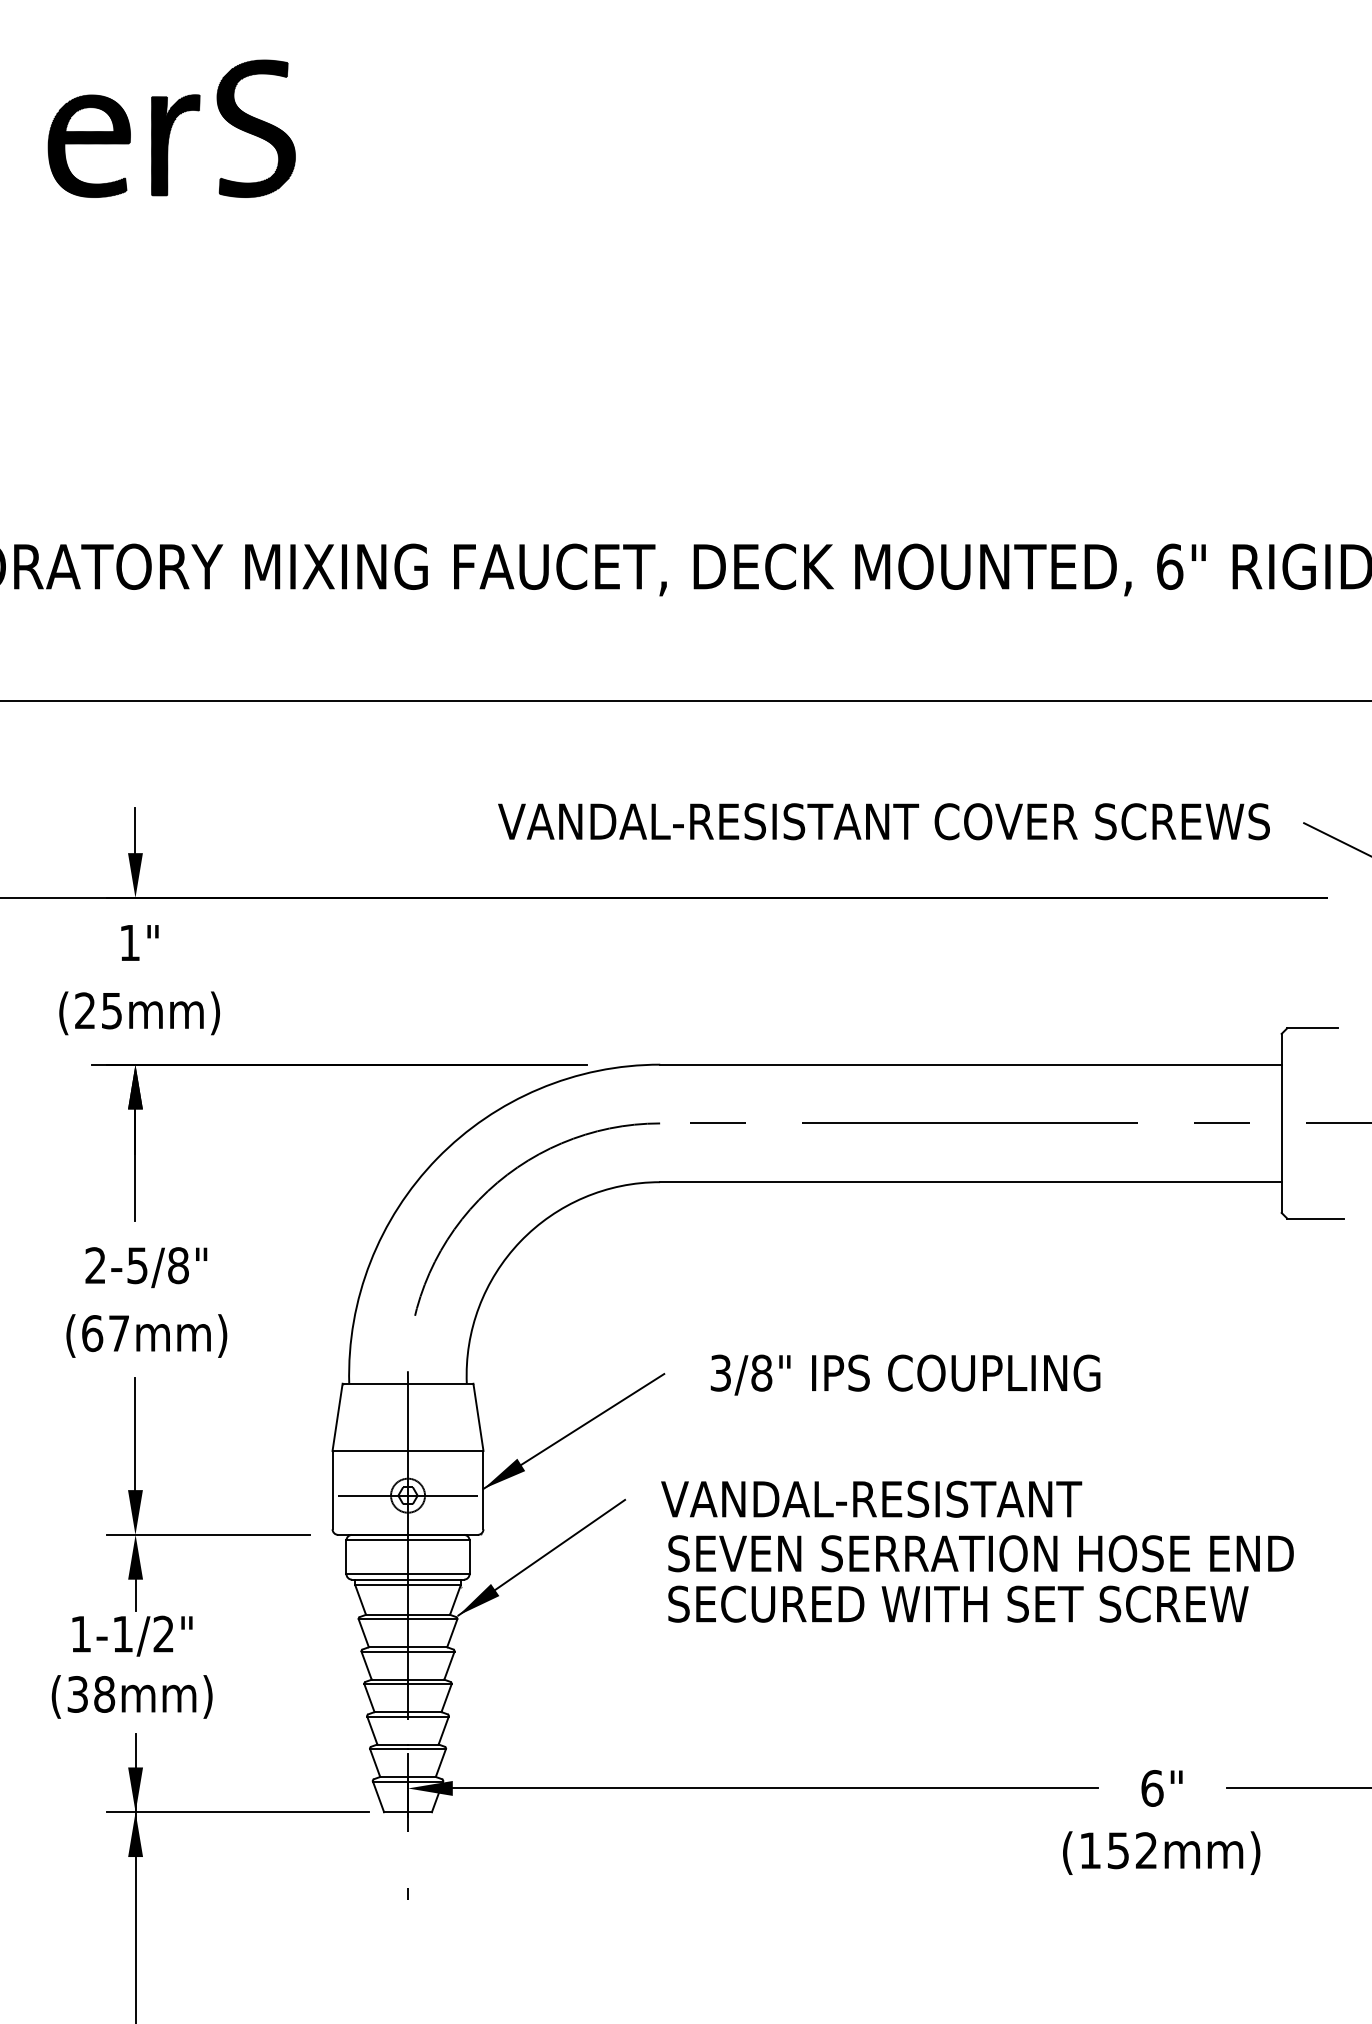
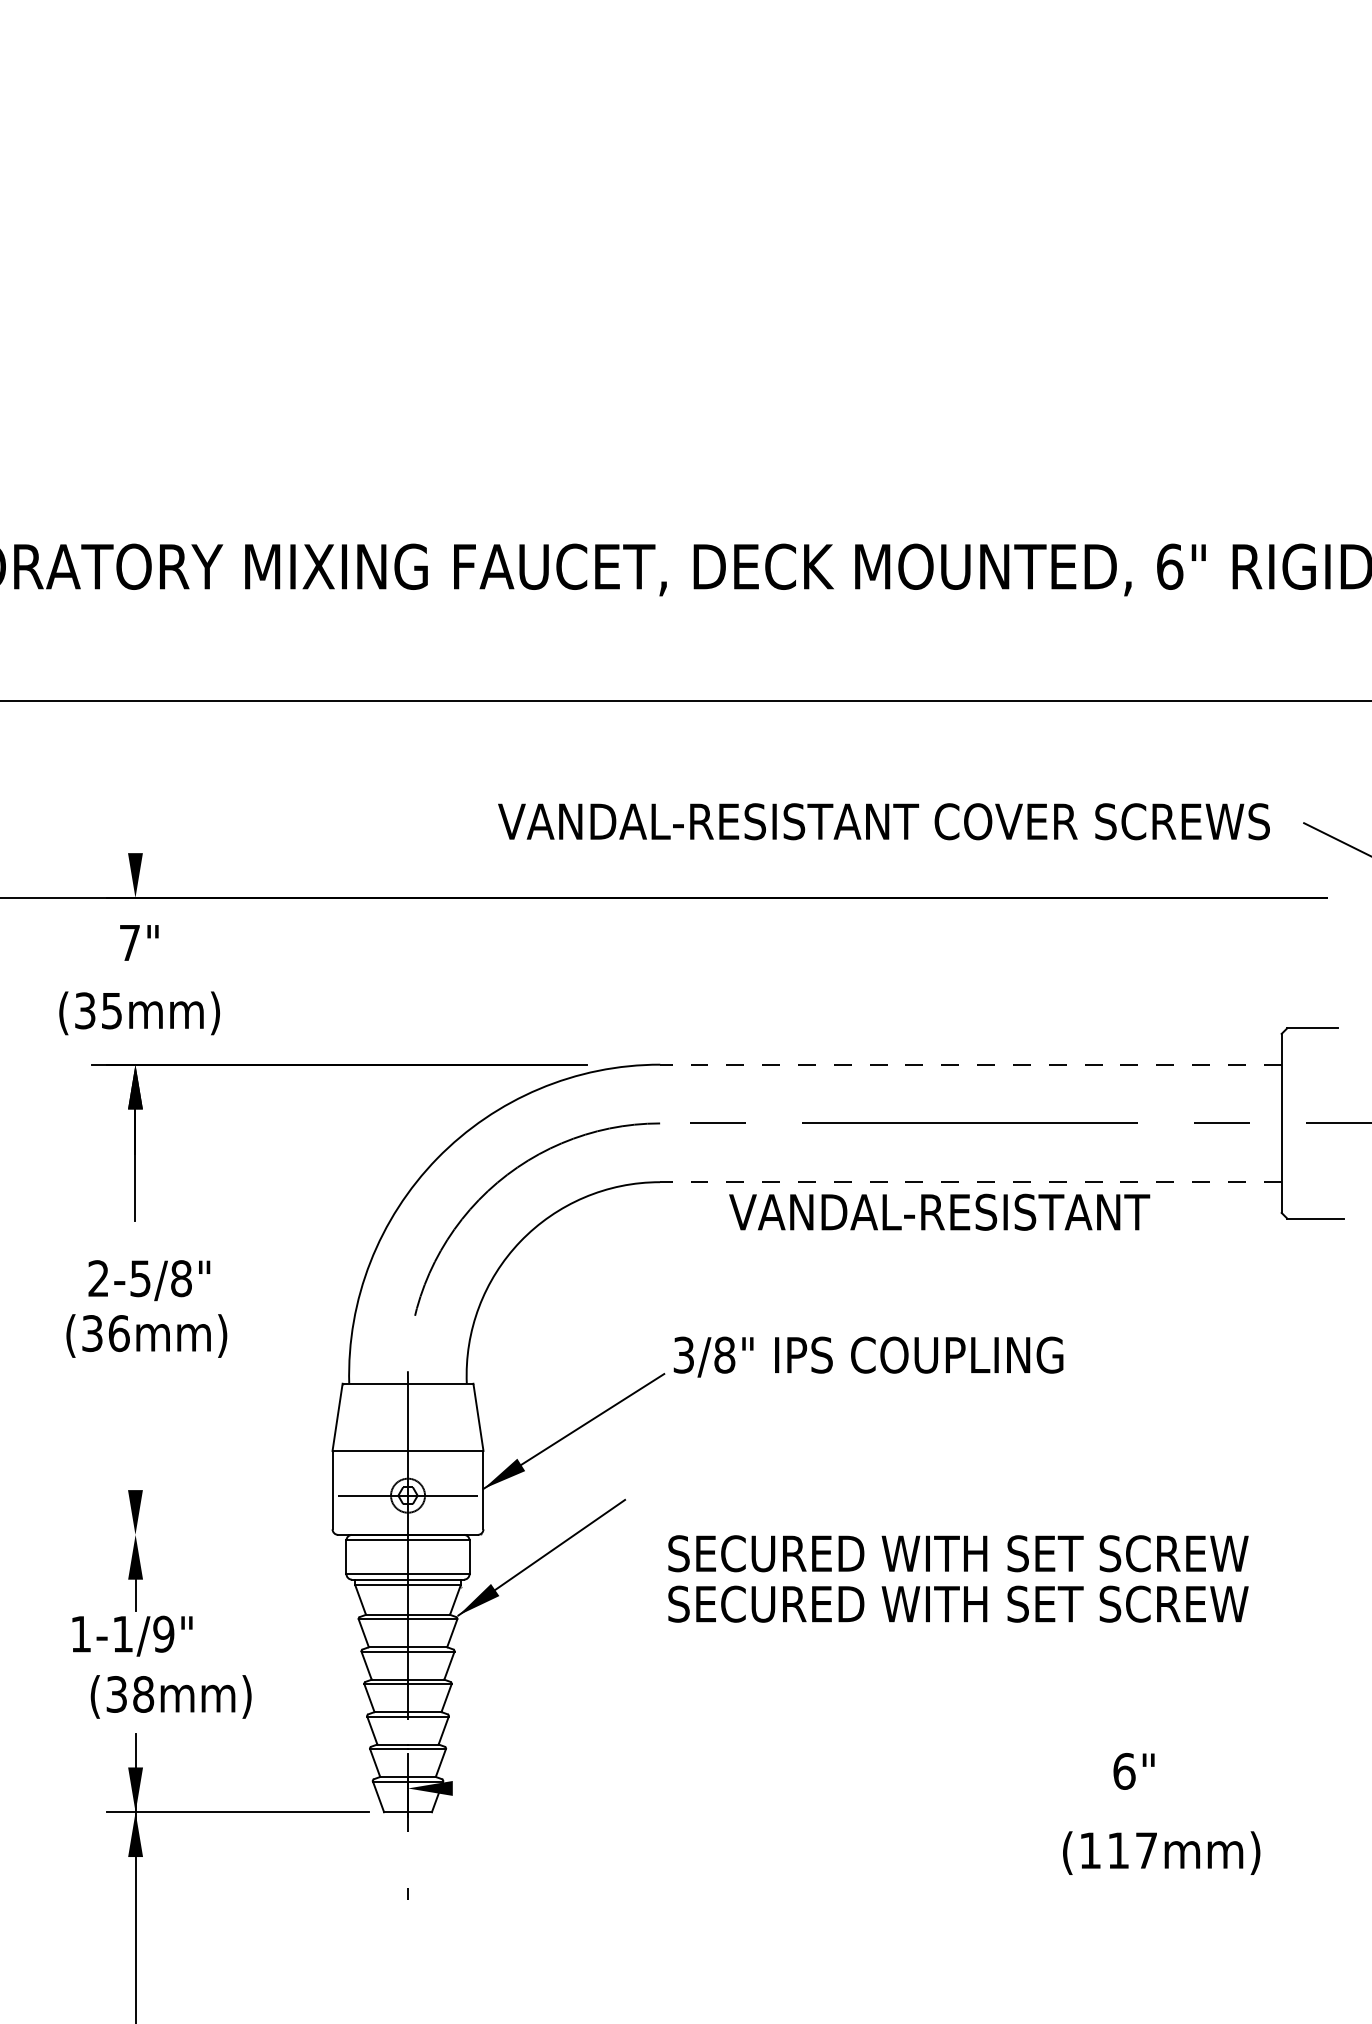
part: present -> none (171, 128)
line: present -> none (135, 830)
text: 1" -> 7" (129, 942)
text: (25mm) -> (35mm) (85, 1010)
line: solid -> dashed (970, 1064)
line: solid -> dashed (970, 1182)
text position: (146, 1267) -> (149, 1280) (149, 1280)
text: (67mm) -> (36mm) (105, 1333)
text position: (905, 1374) -> (868, 1356) (868, 1356)
line: present -> none (135, 1434)
text position: (871, 1498) -> (939, 1211) (939, 1211)
line: present -> none (208, 1534)
text: SEVEN SERRATION HOSE END -> SECURED WITH SET SCREW (1006, 1553)
text: 1-1/2" -> 1-1/9" (163, 1633)
text position: (131, 1696) -> (170, 1696) (170, 1696)
line: present -> none (774, 1788)
text position: (1161, 1788) -> (1133, 1771) (1133, 1771)
line: present -> none (1297, 1788)
text: (152mm) -> (117mm) (1132, 1850)
